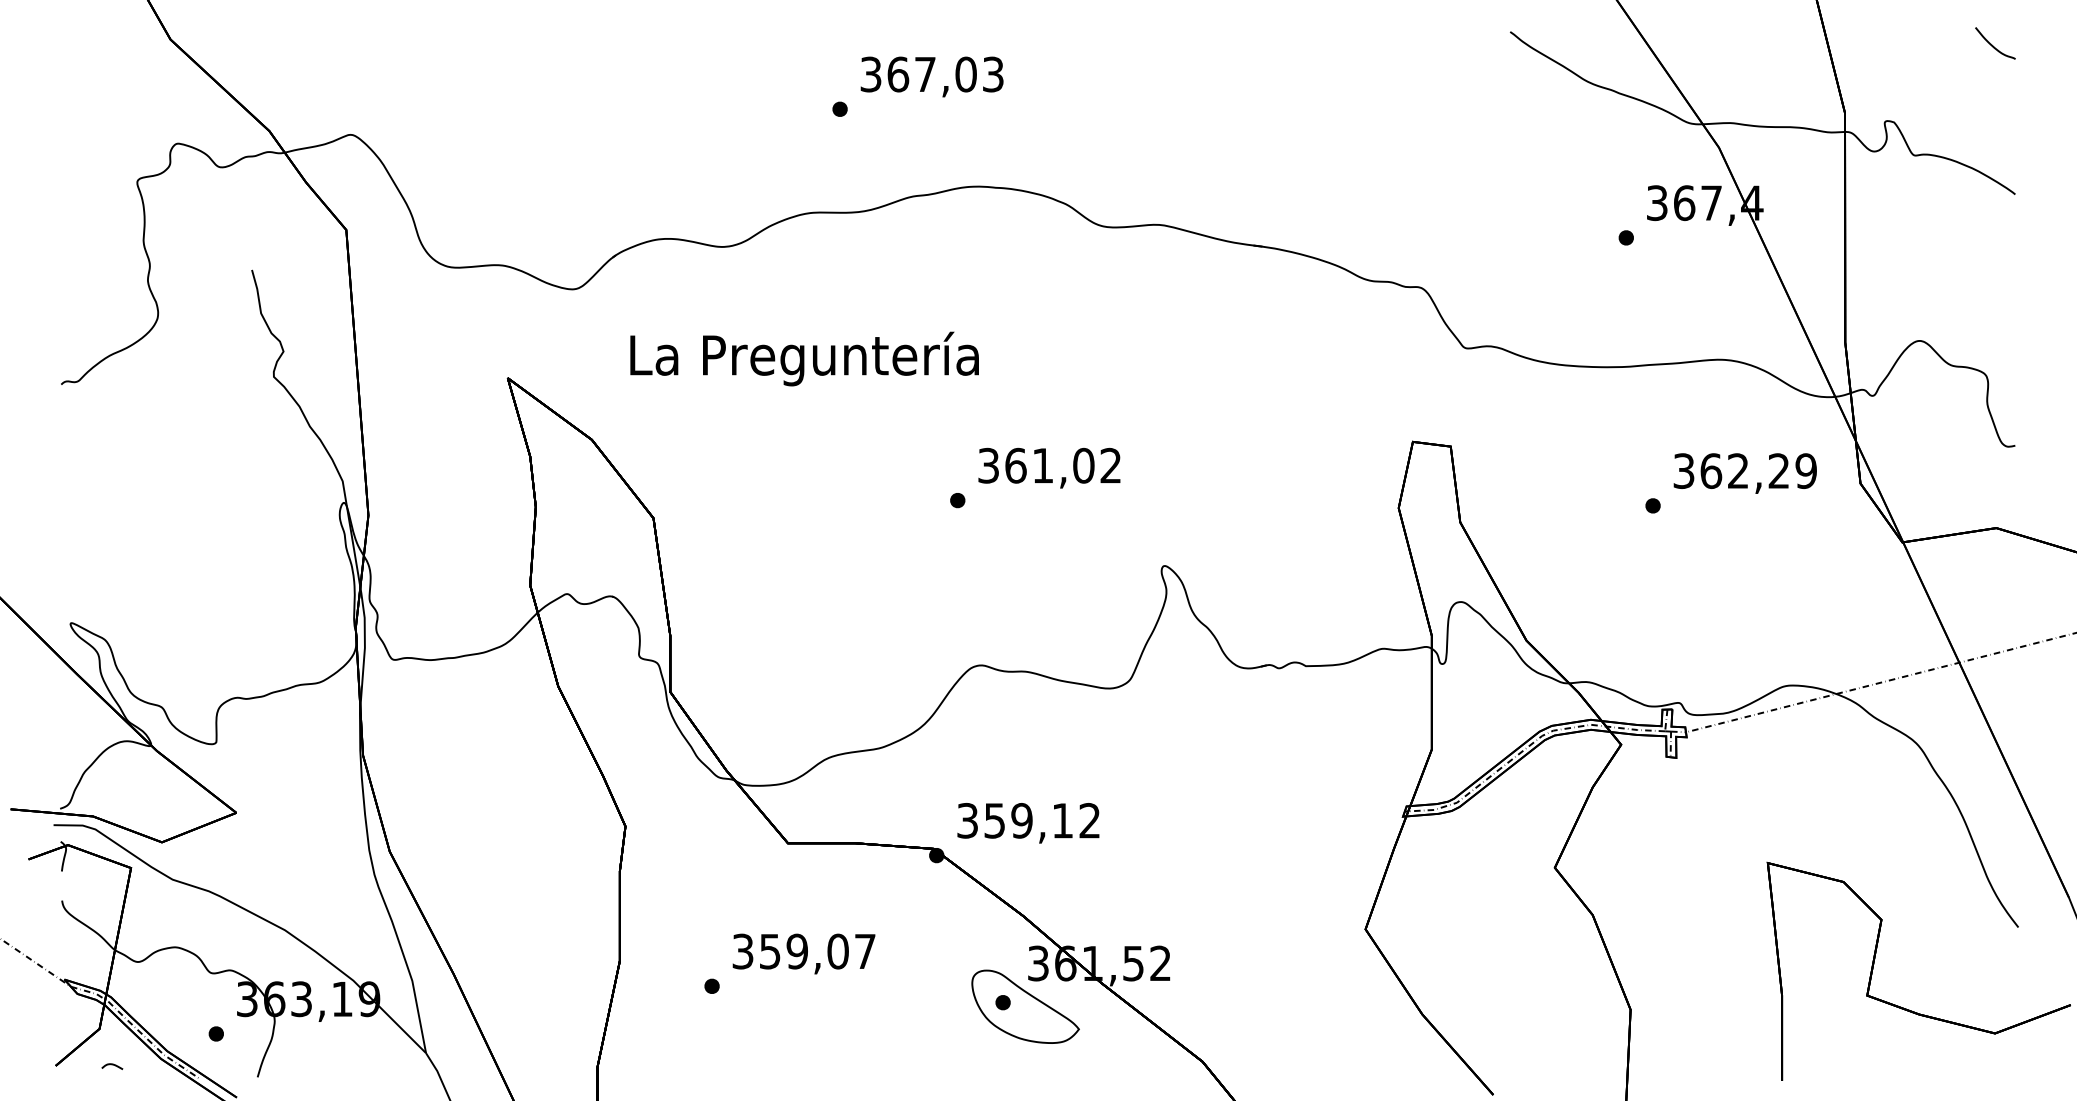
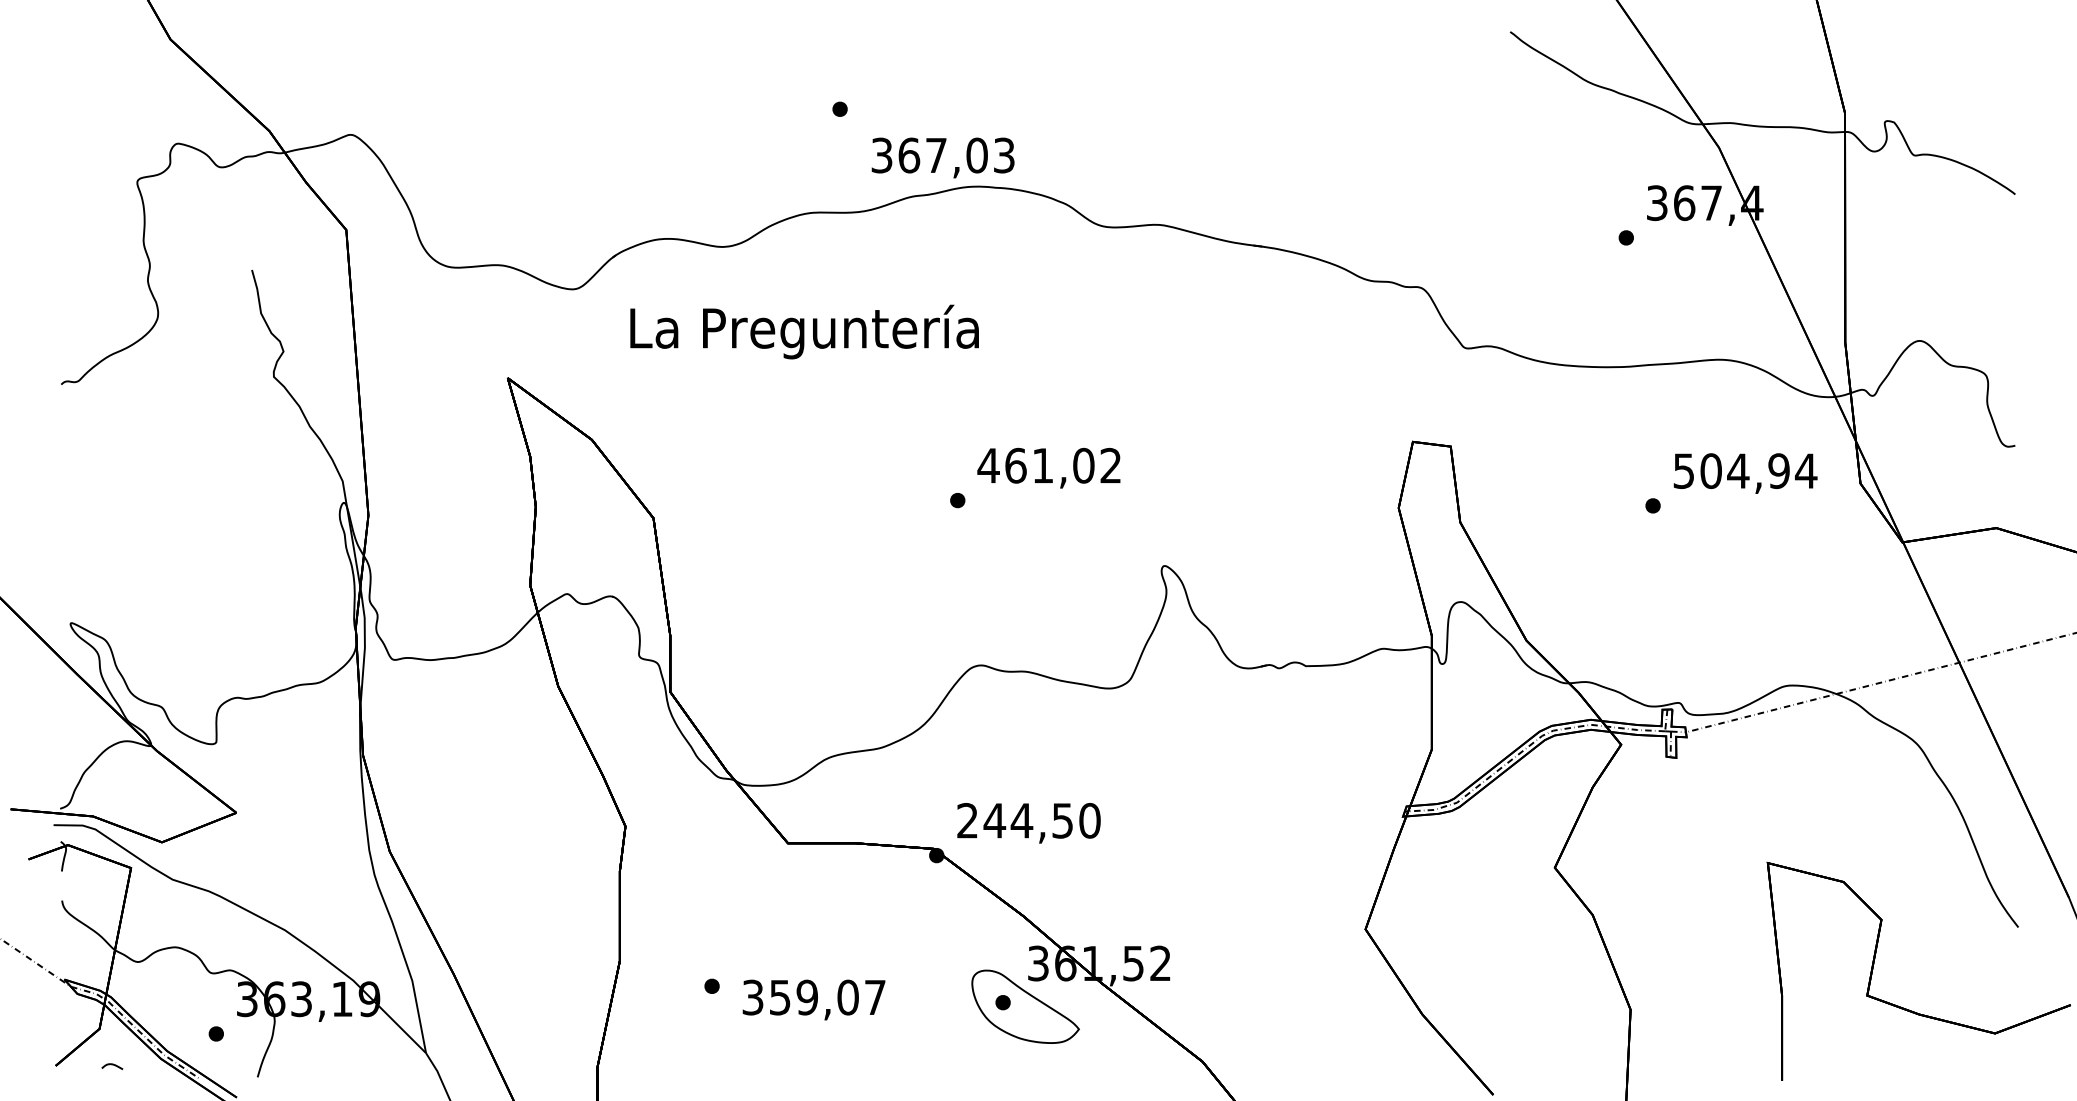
curve: present -> none (1993, 45)
text position: (931, 76) -> (942, 157) (942, 157)
text position: (804, 358) -> (804, 331) (804, 331)
text: 361,02 -> 461,02 (988, 465)
text: 362,29 -> 504,94 (1745, 471)
text: 359,12 -> 244,50 (1028, 820)
text position: (803, 953) -> (813, 999) (813, 999)
